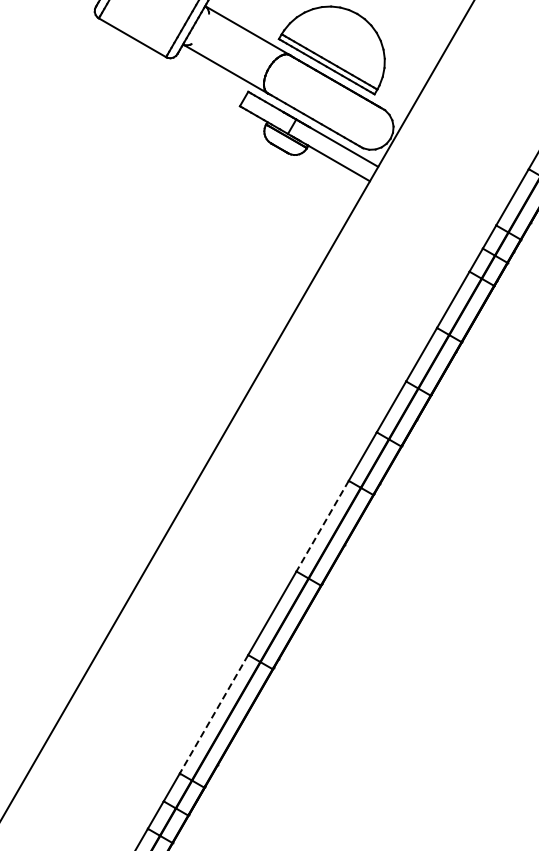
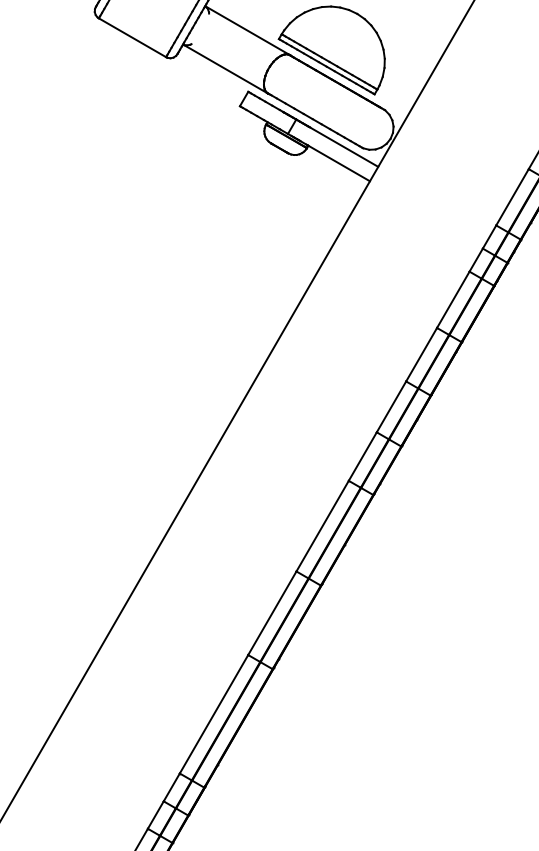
line: dashed -> solid (322, 526)
line: dashed -> solid (213, 714)
